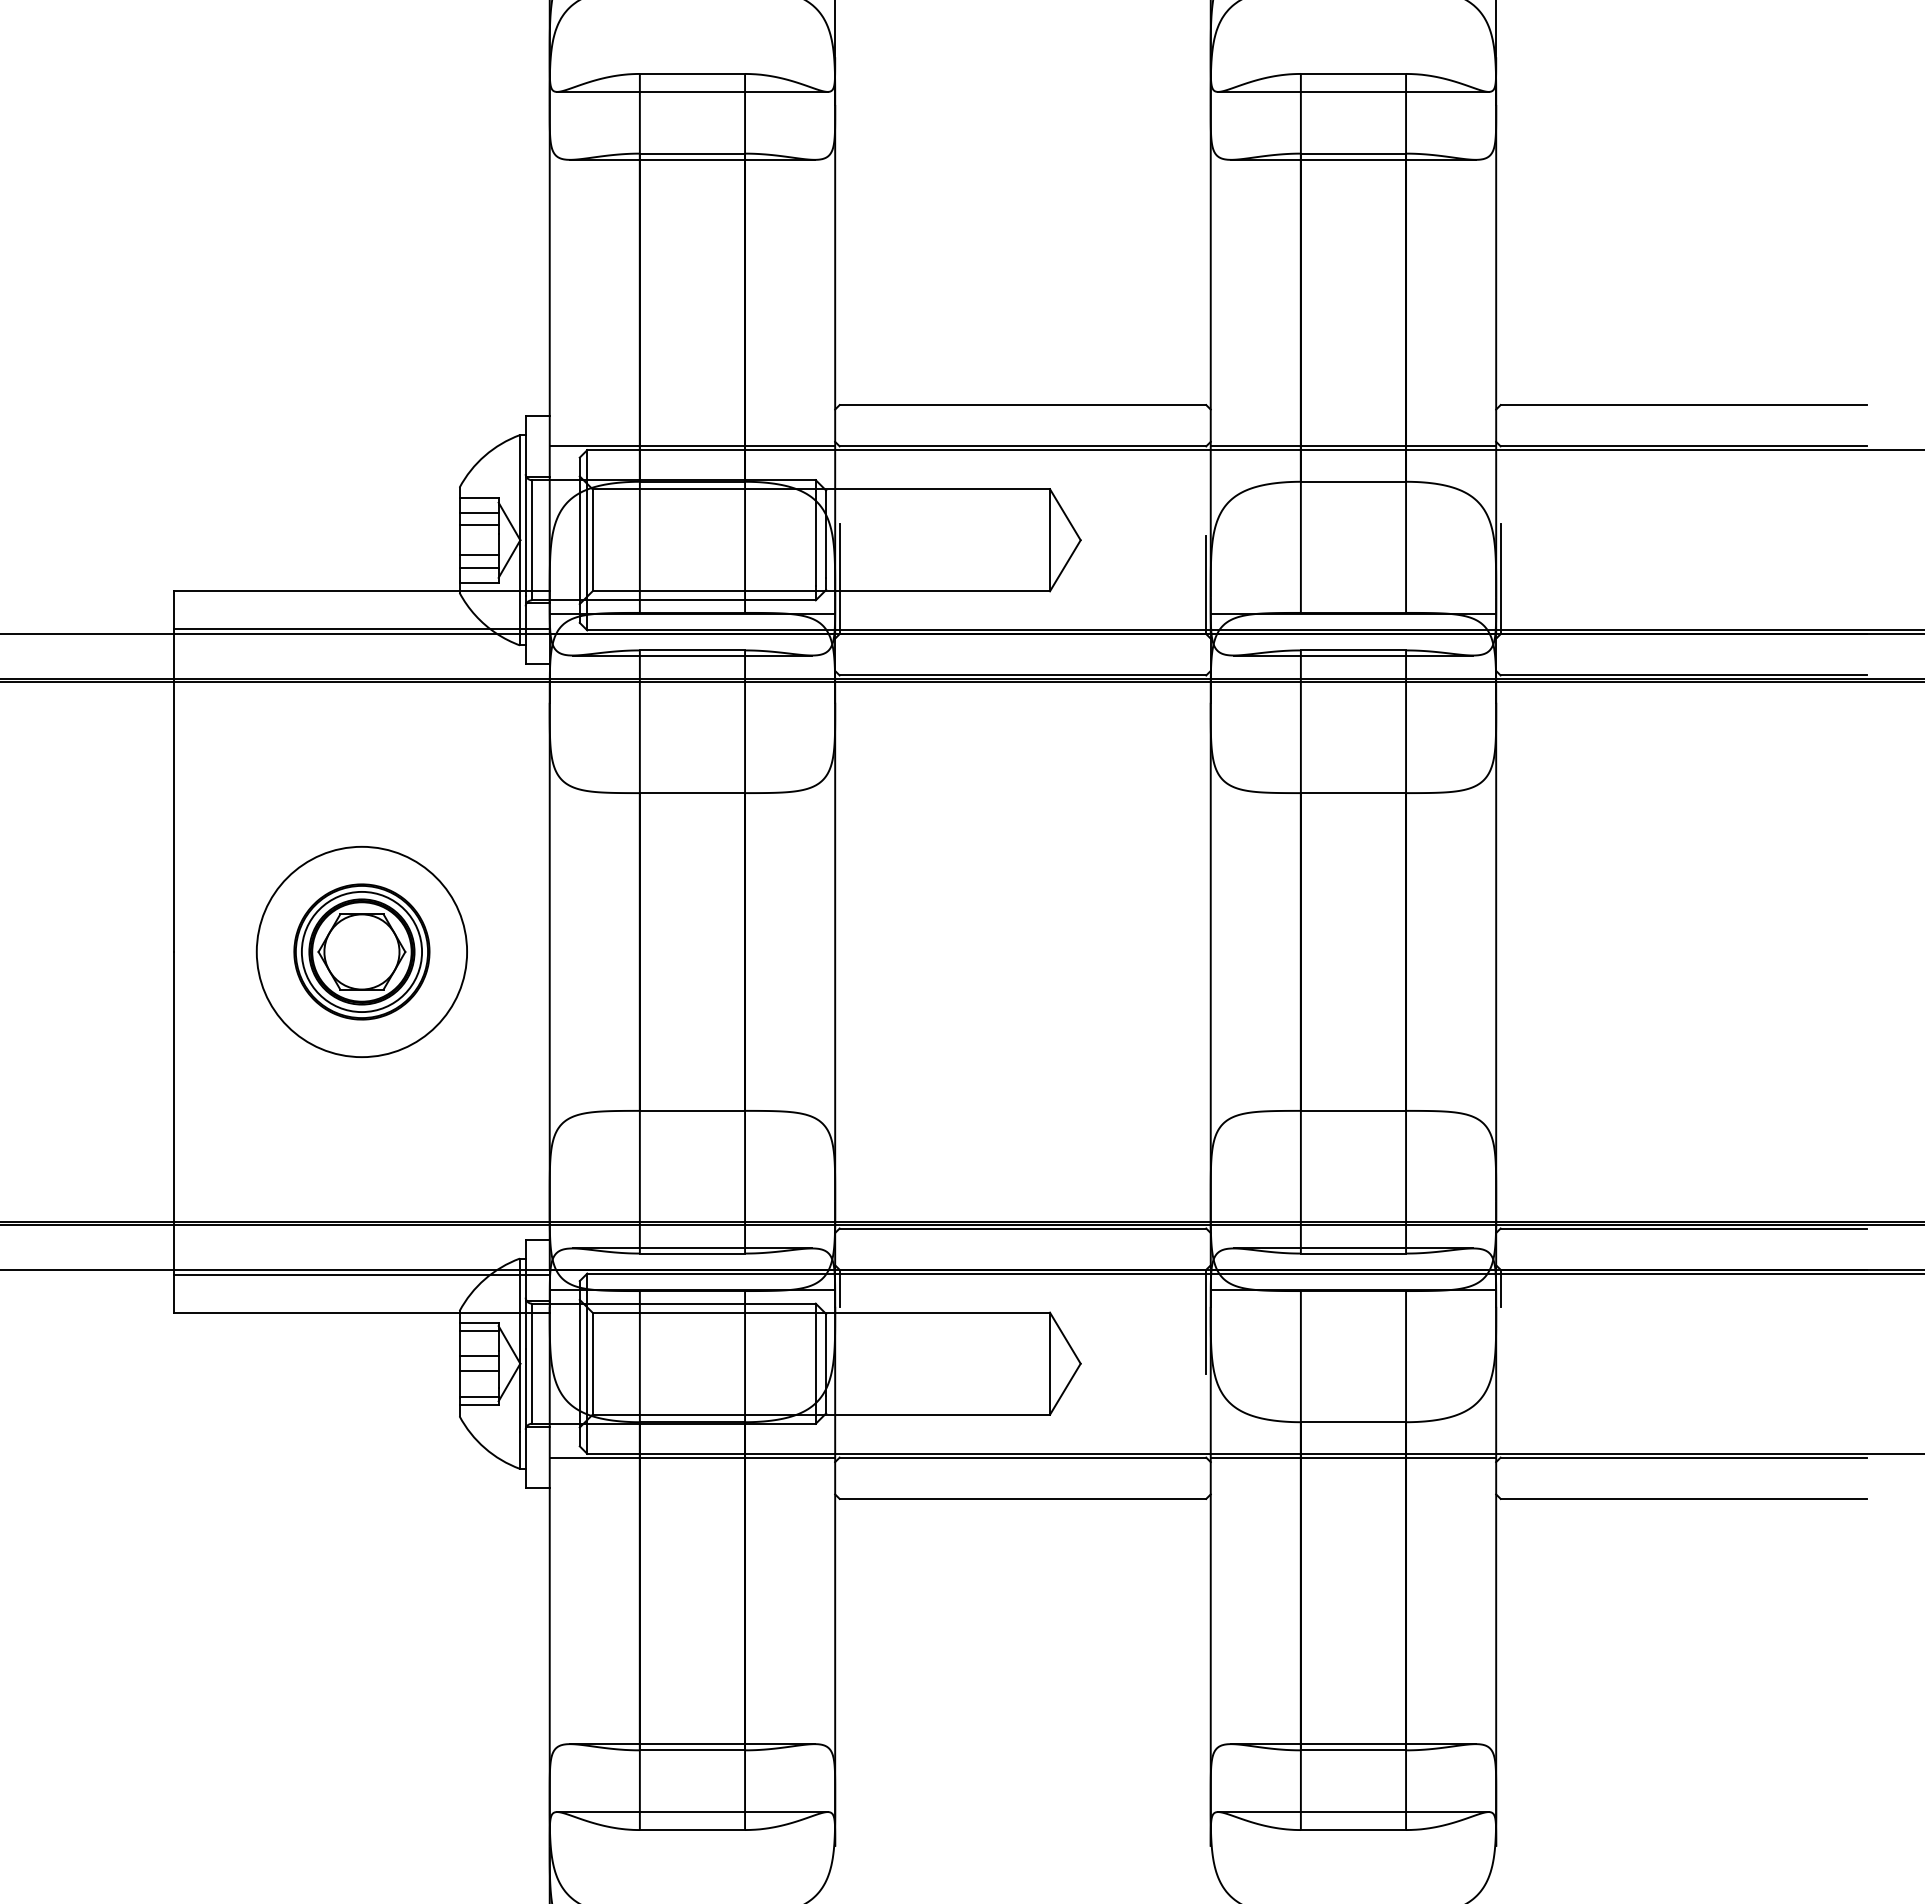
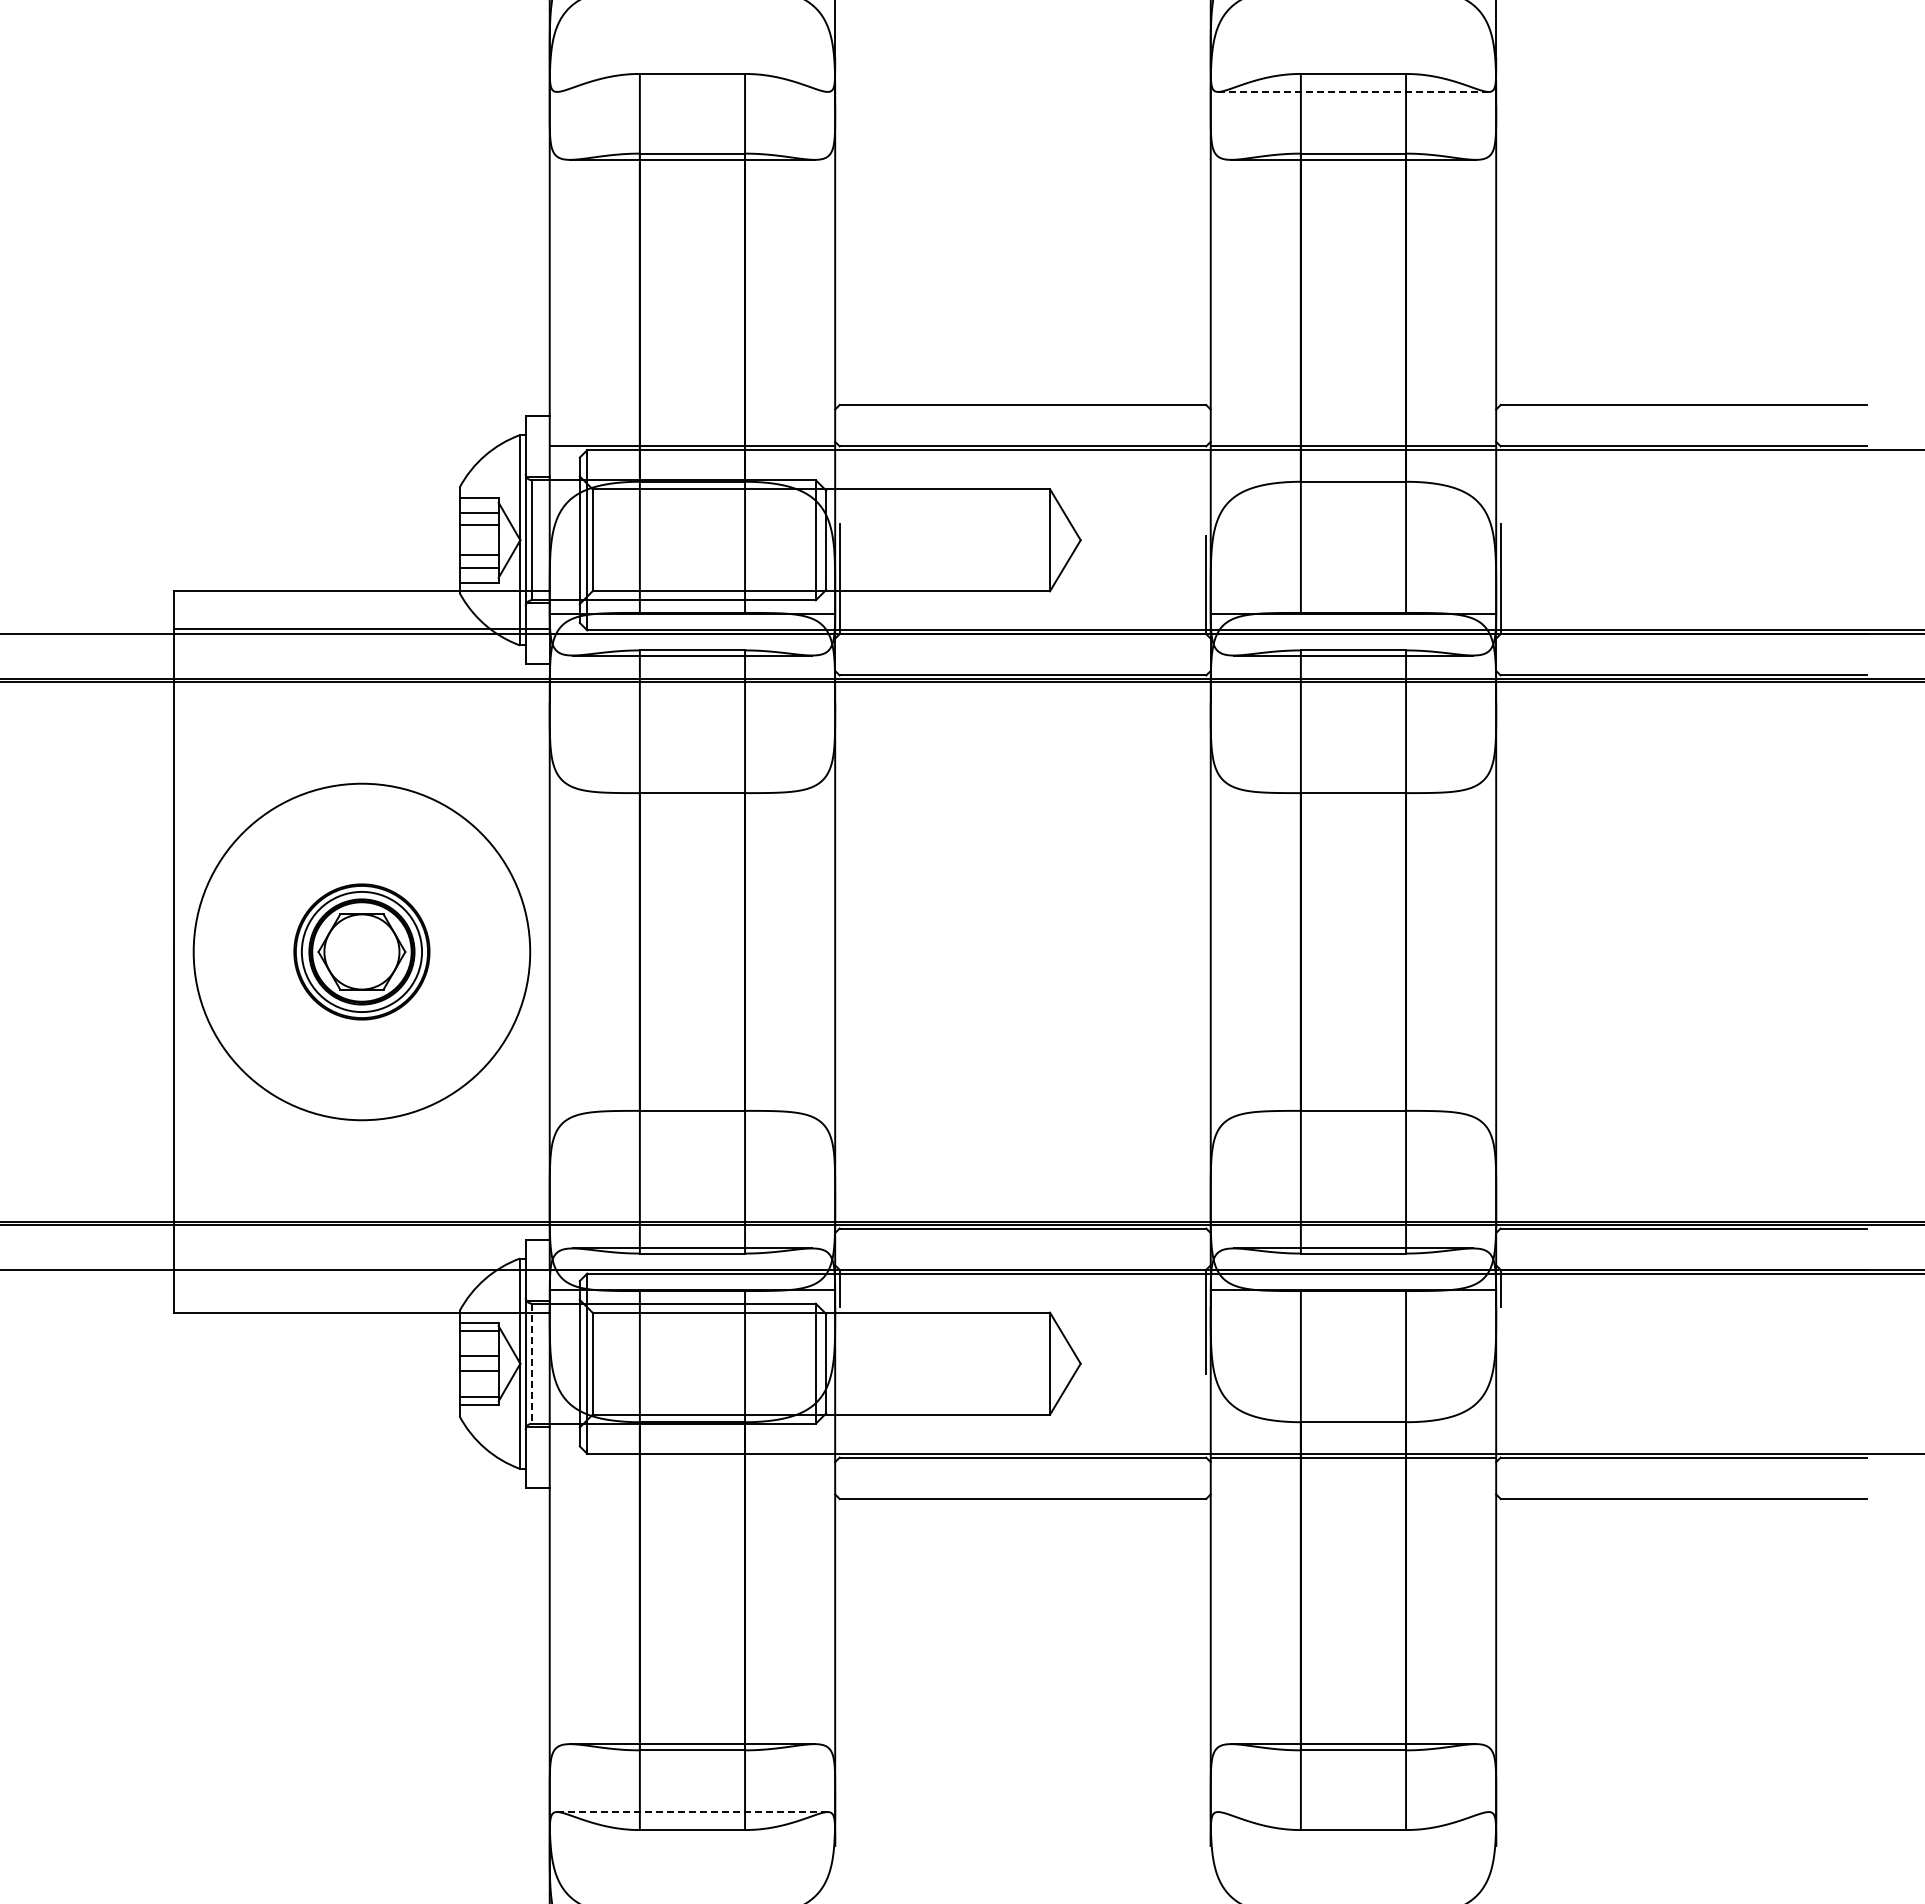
line: present -> none (692, 91)
line: solid -> dashed (1353, 91)
circle diameter: 210 px -> 337 px (361, 951)
line: present -> none (361, 1274)
line: solid -> dashed (531, 1363)
line: present -> none (692, 1457)
line: solid -> dashed (691, 1812)
line: present -> none (1353, 1812)
